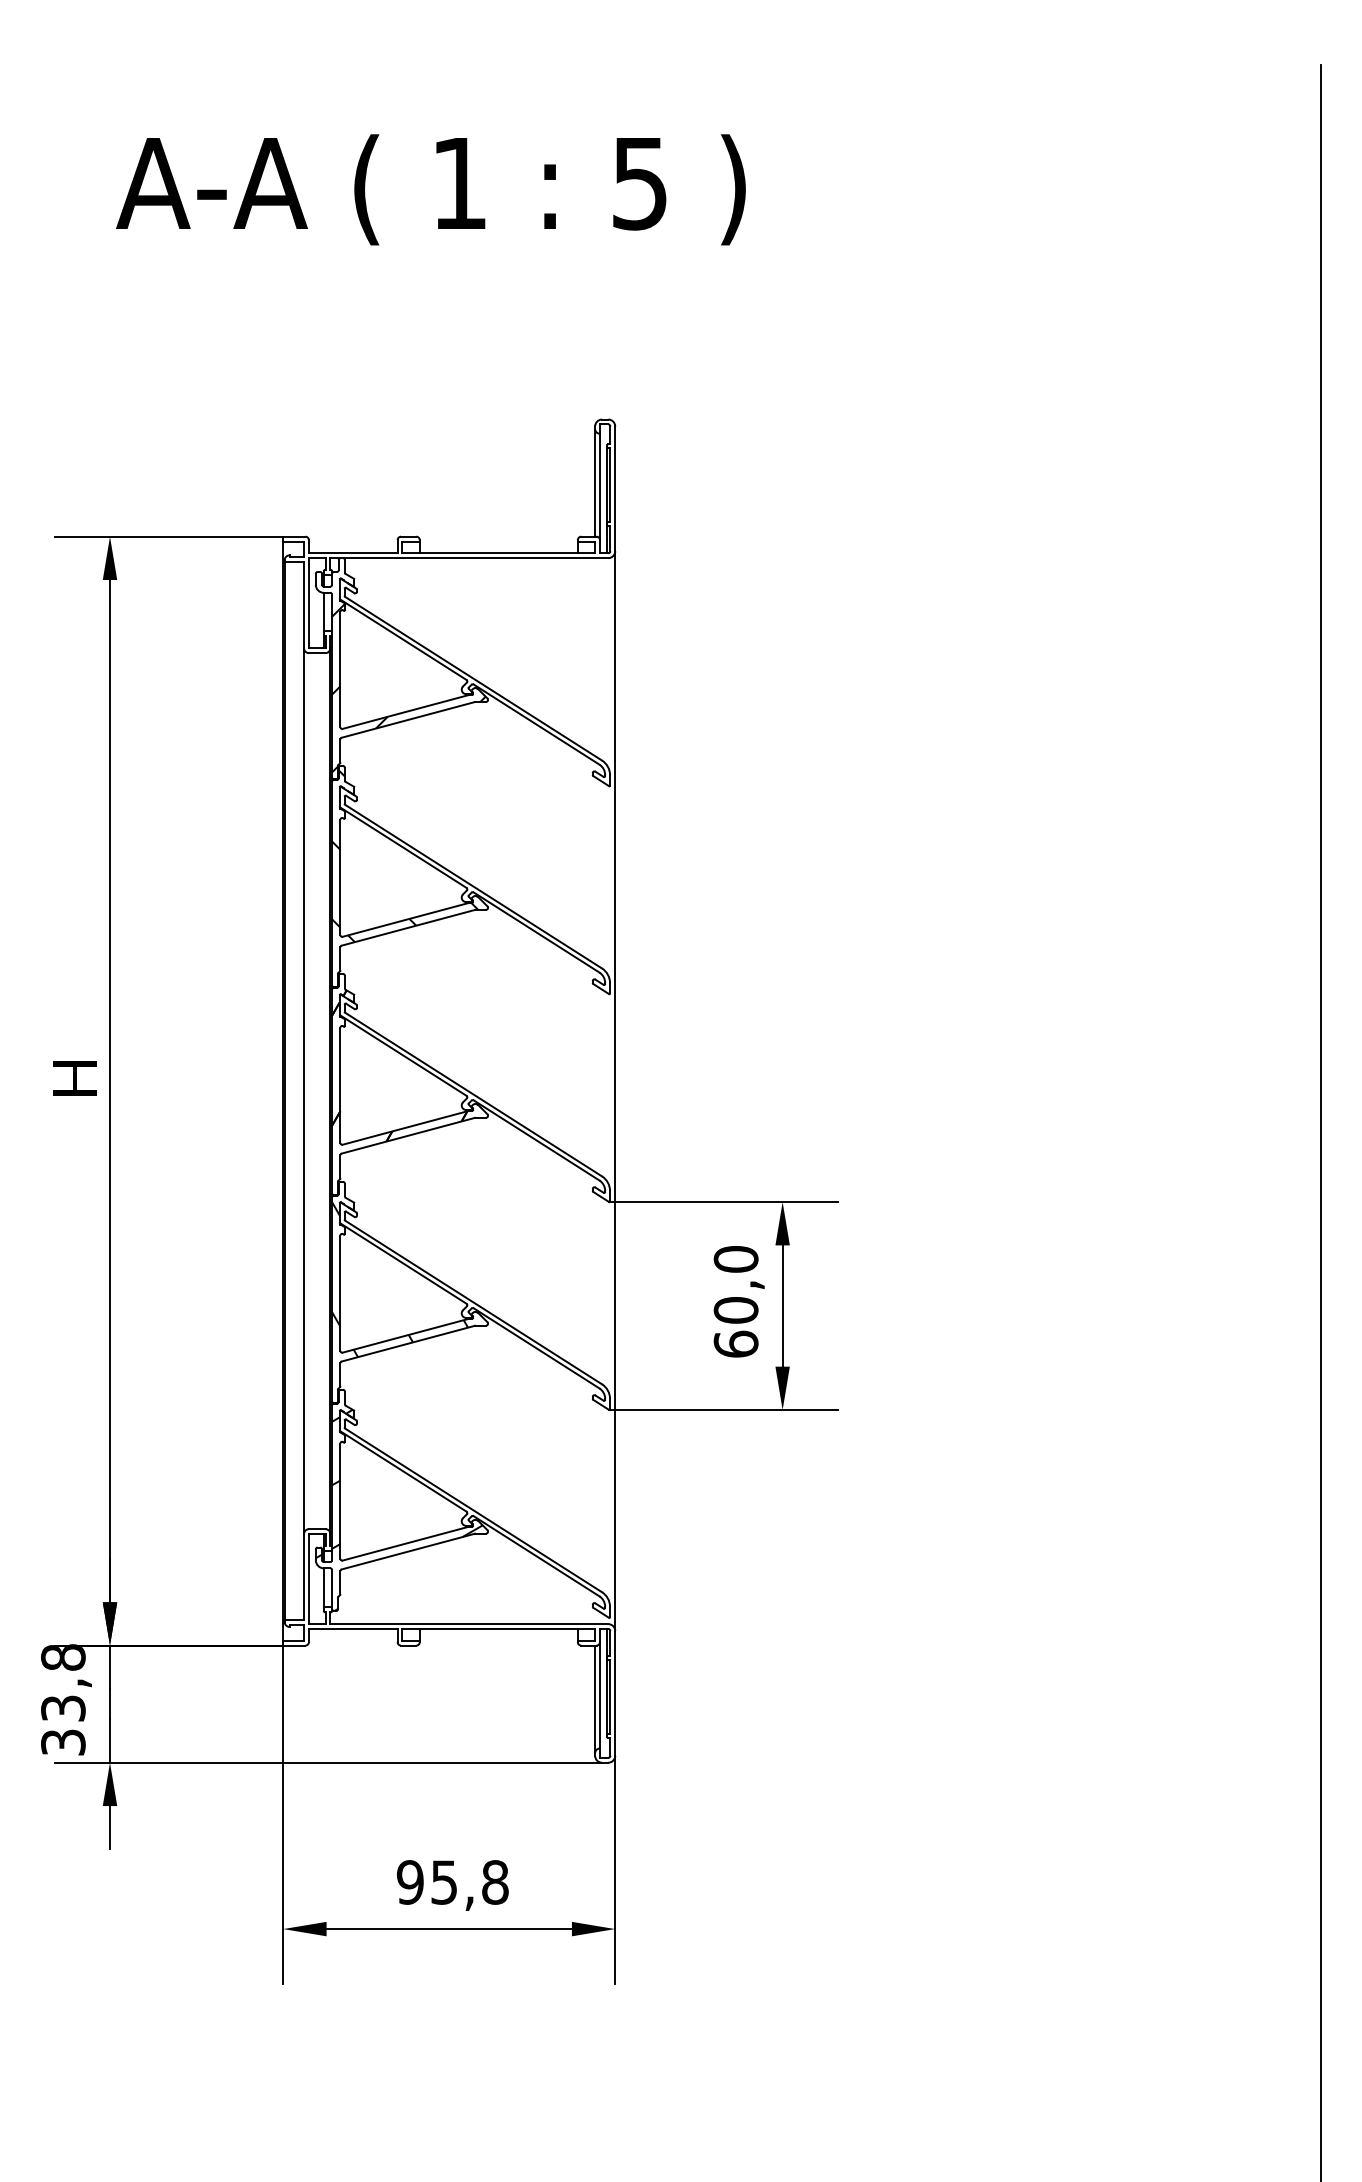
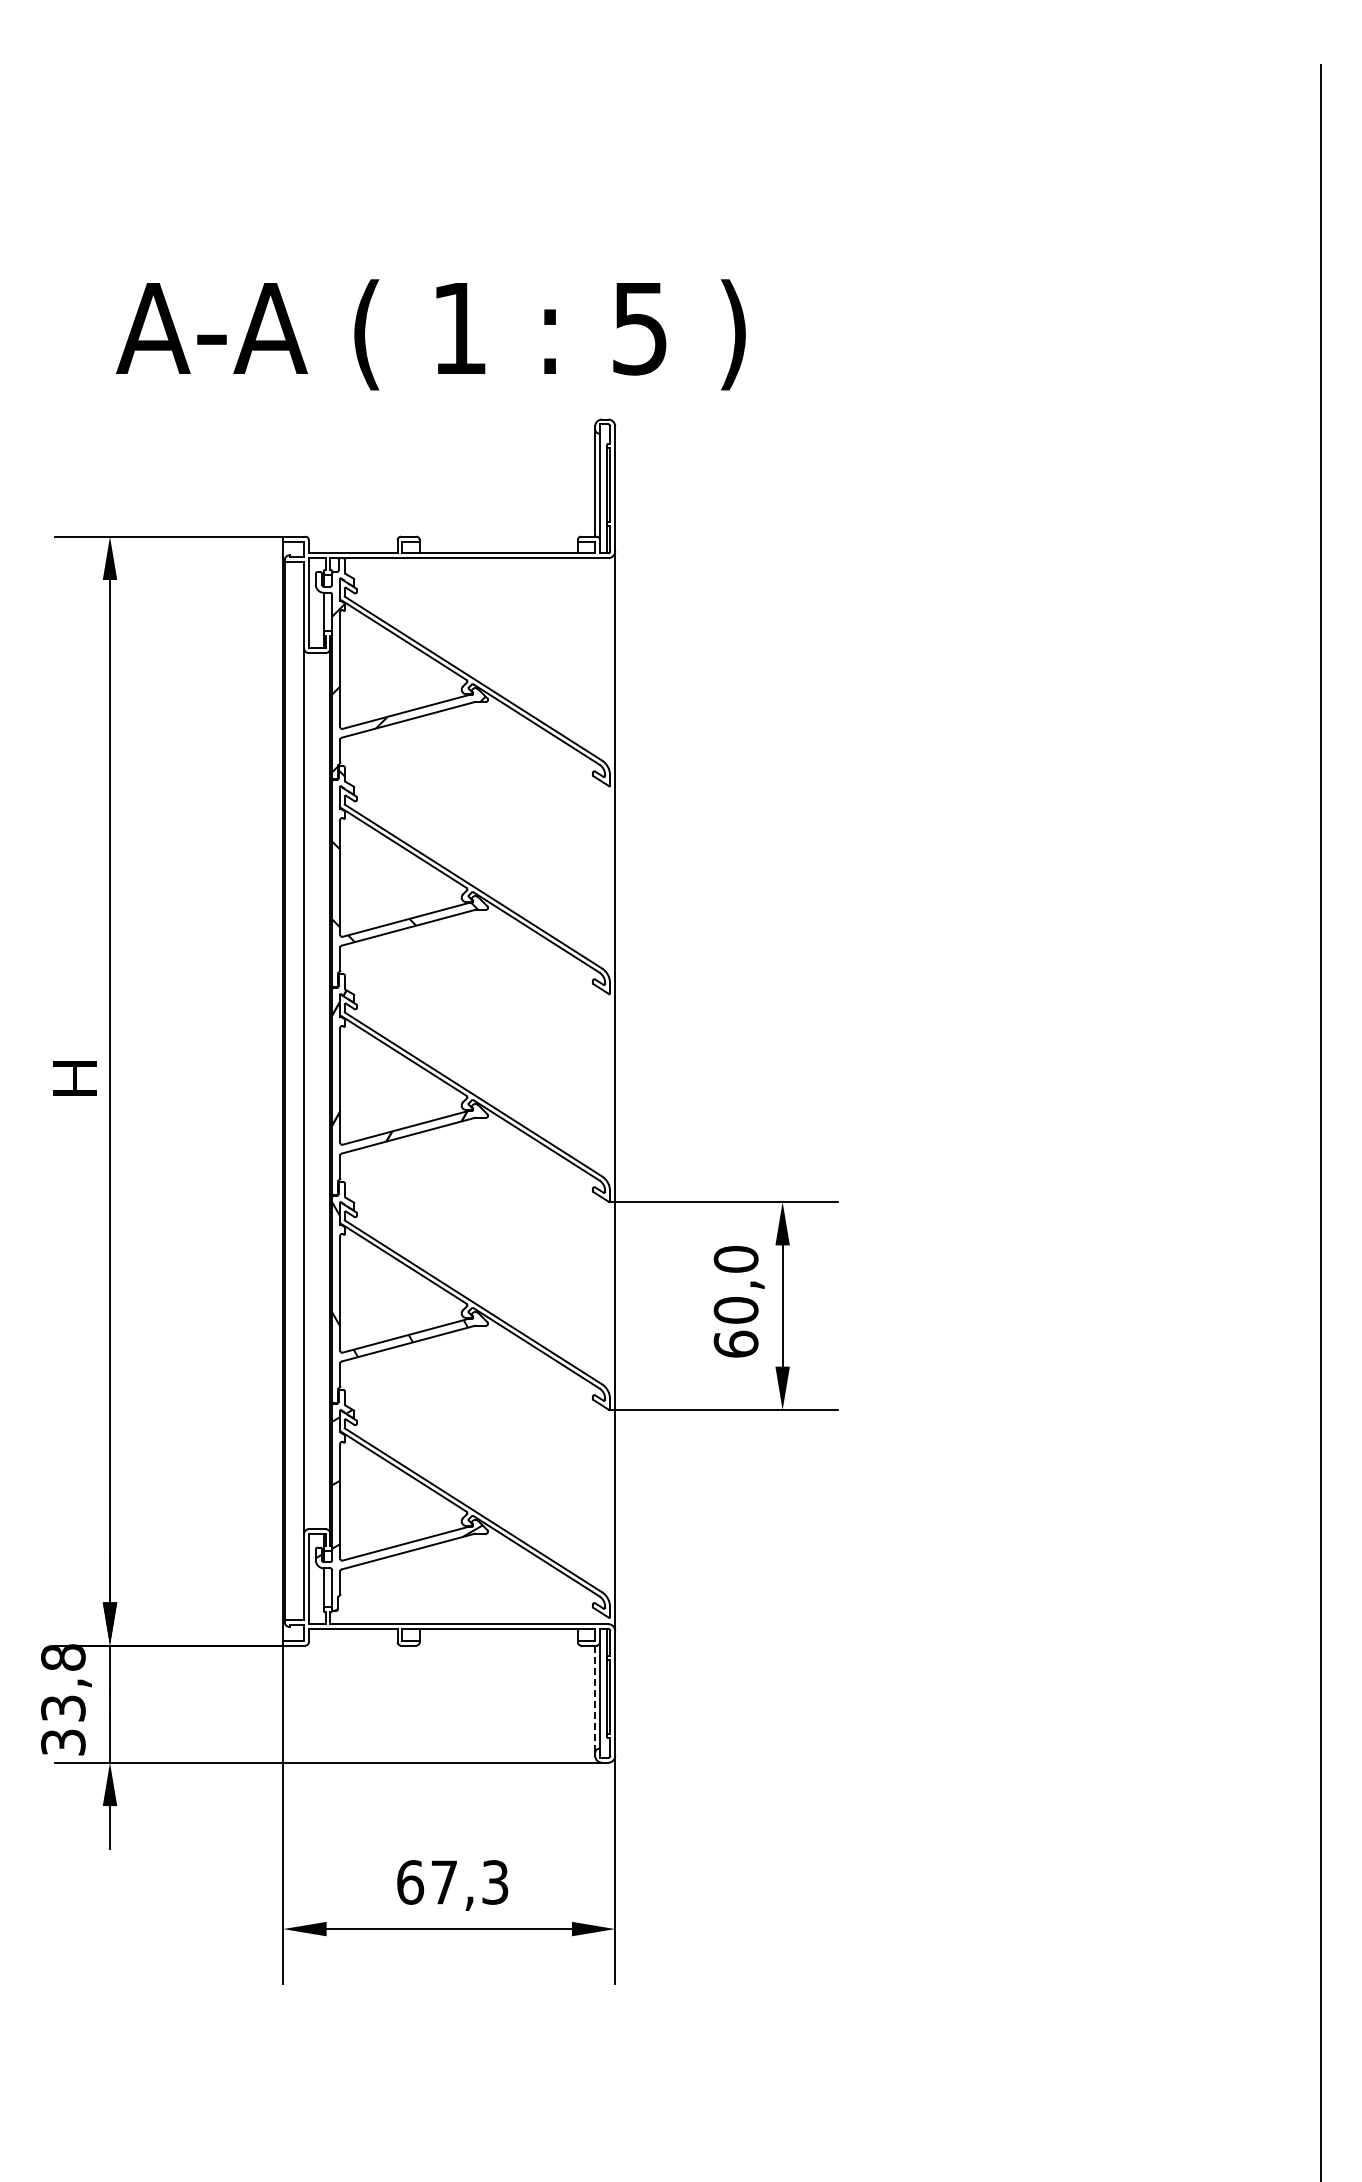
text position: (430, 189) -> (430, 334) (430, 334)
line: solid -> dashed (595, 1699)
text: 95,8 -> 67,3 (452, 1882)
